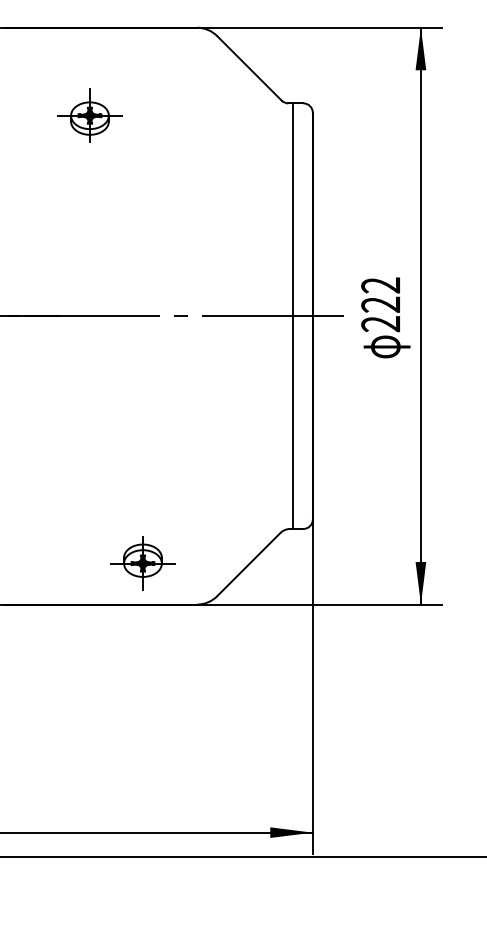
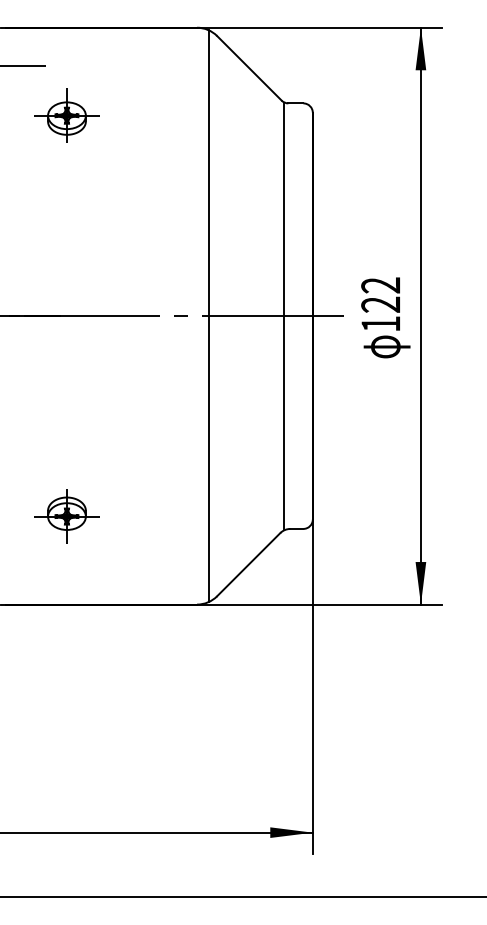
line: none -> present (23, 65)
part position: (89, 115) -> (66, 115) (66, 115)
line position: (293, 315) -> (284, 315) (284, 315)
line: none -> present (208, 316)
text: 222 -> 122 (380, 324)
part position: (142, 563) -> (66, 516) (66, 516)
line position: (242, 857) -> (242, 897) (242, 897)
